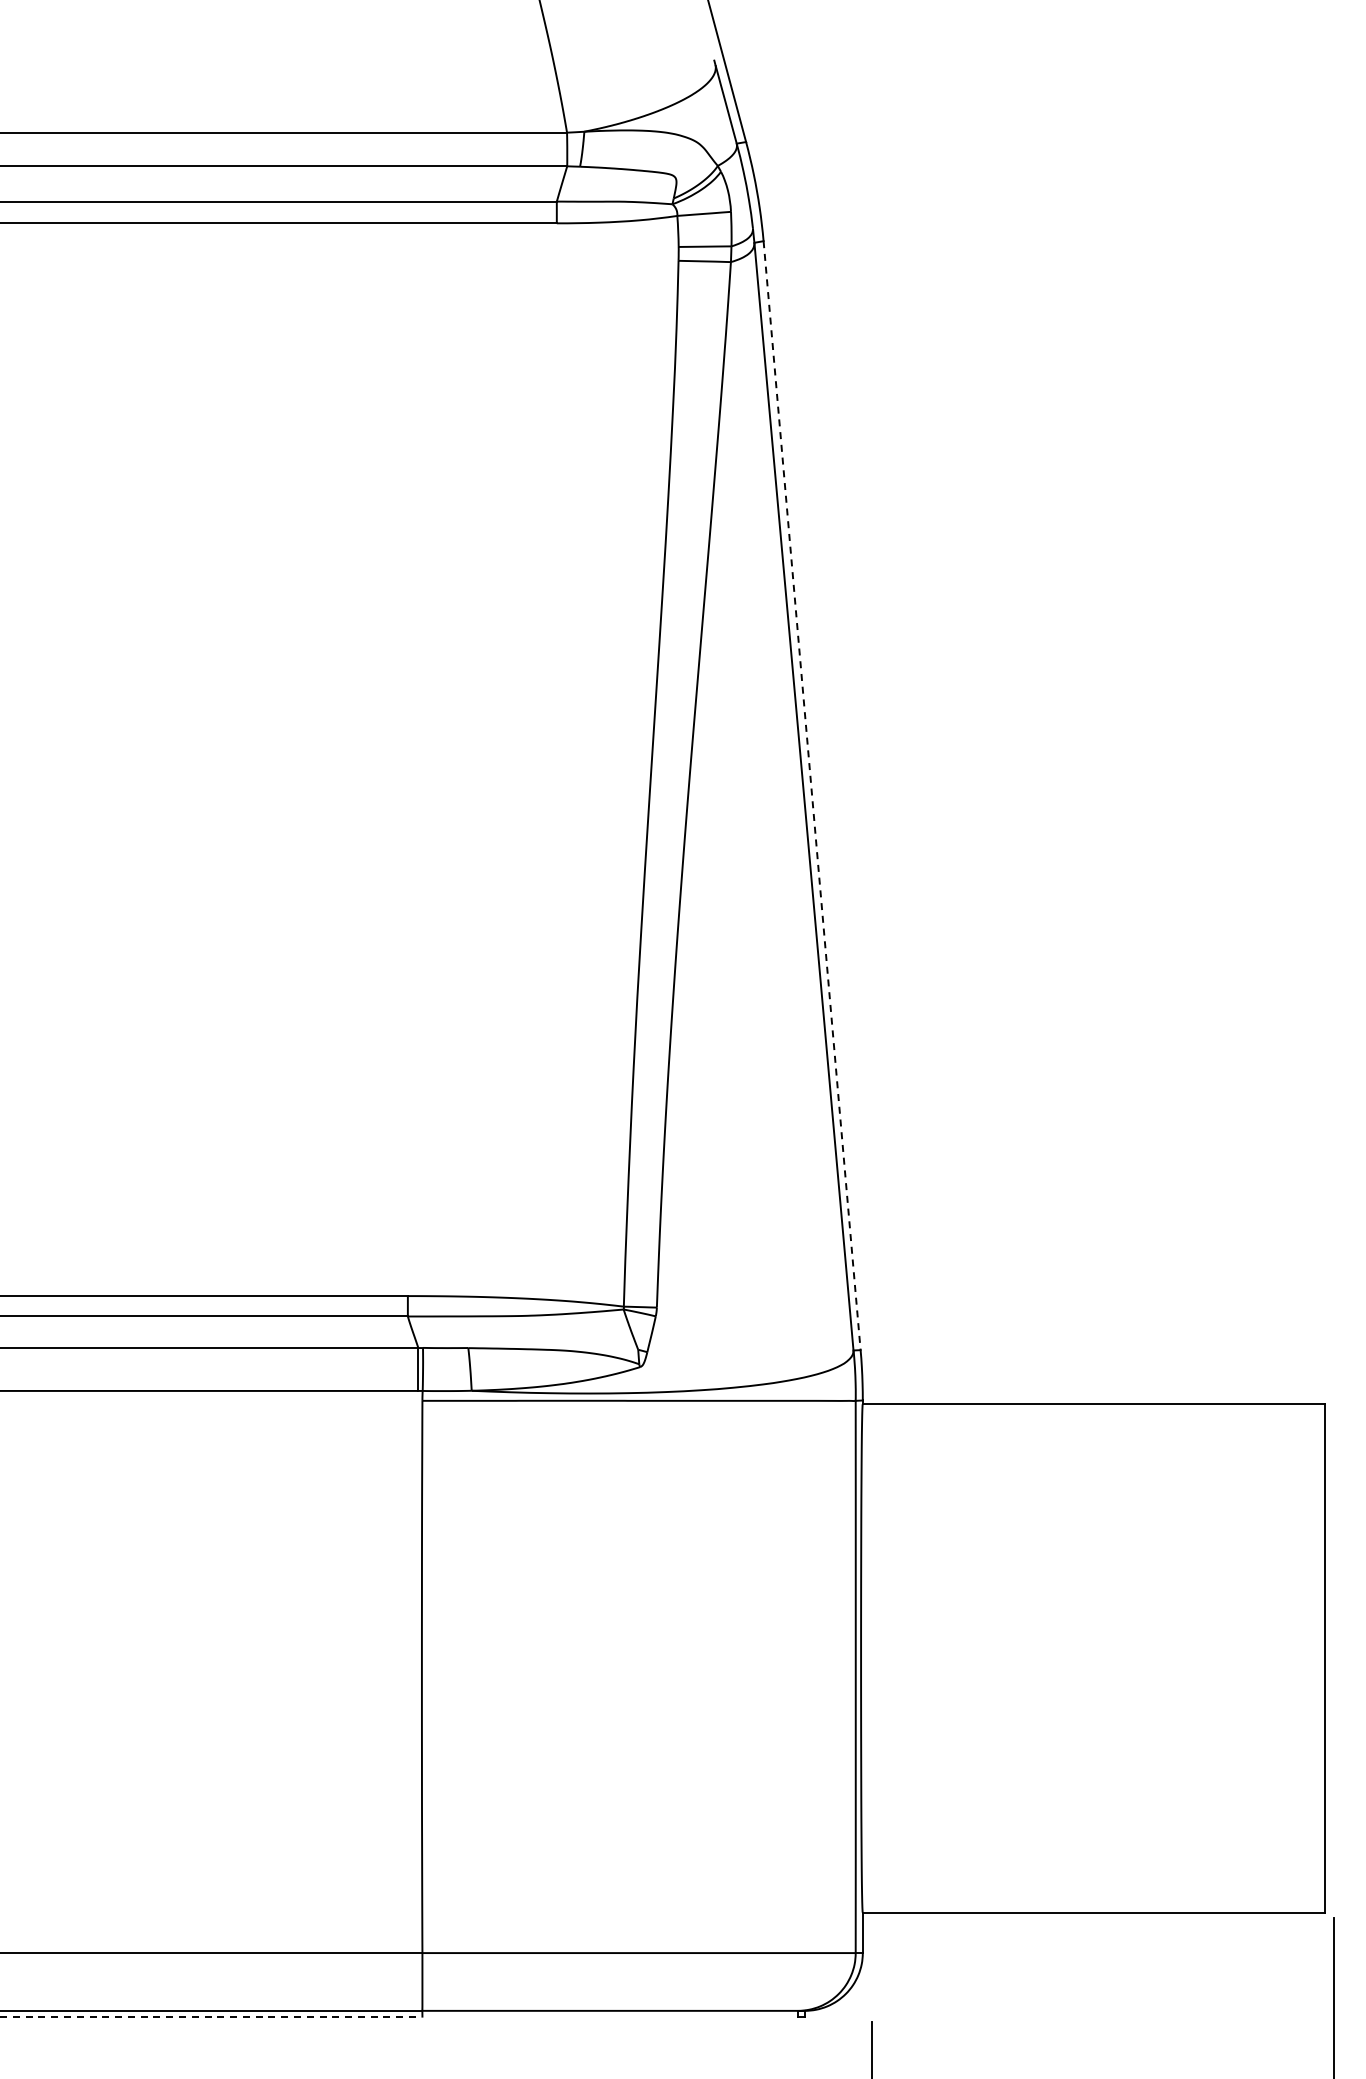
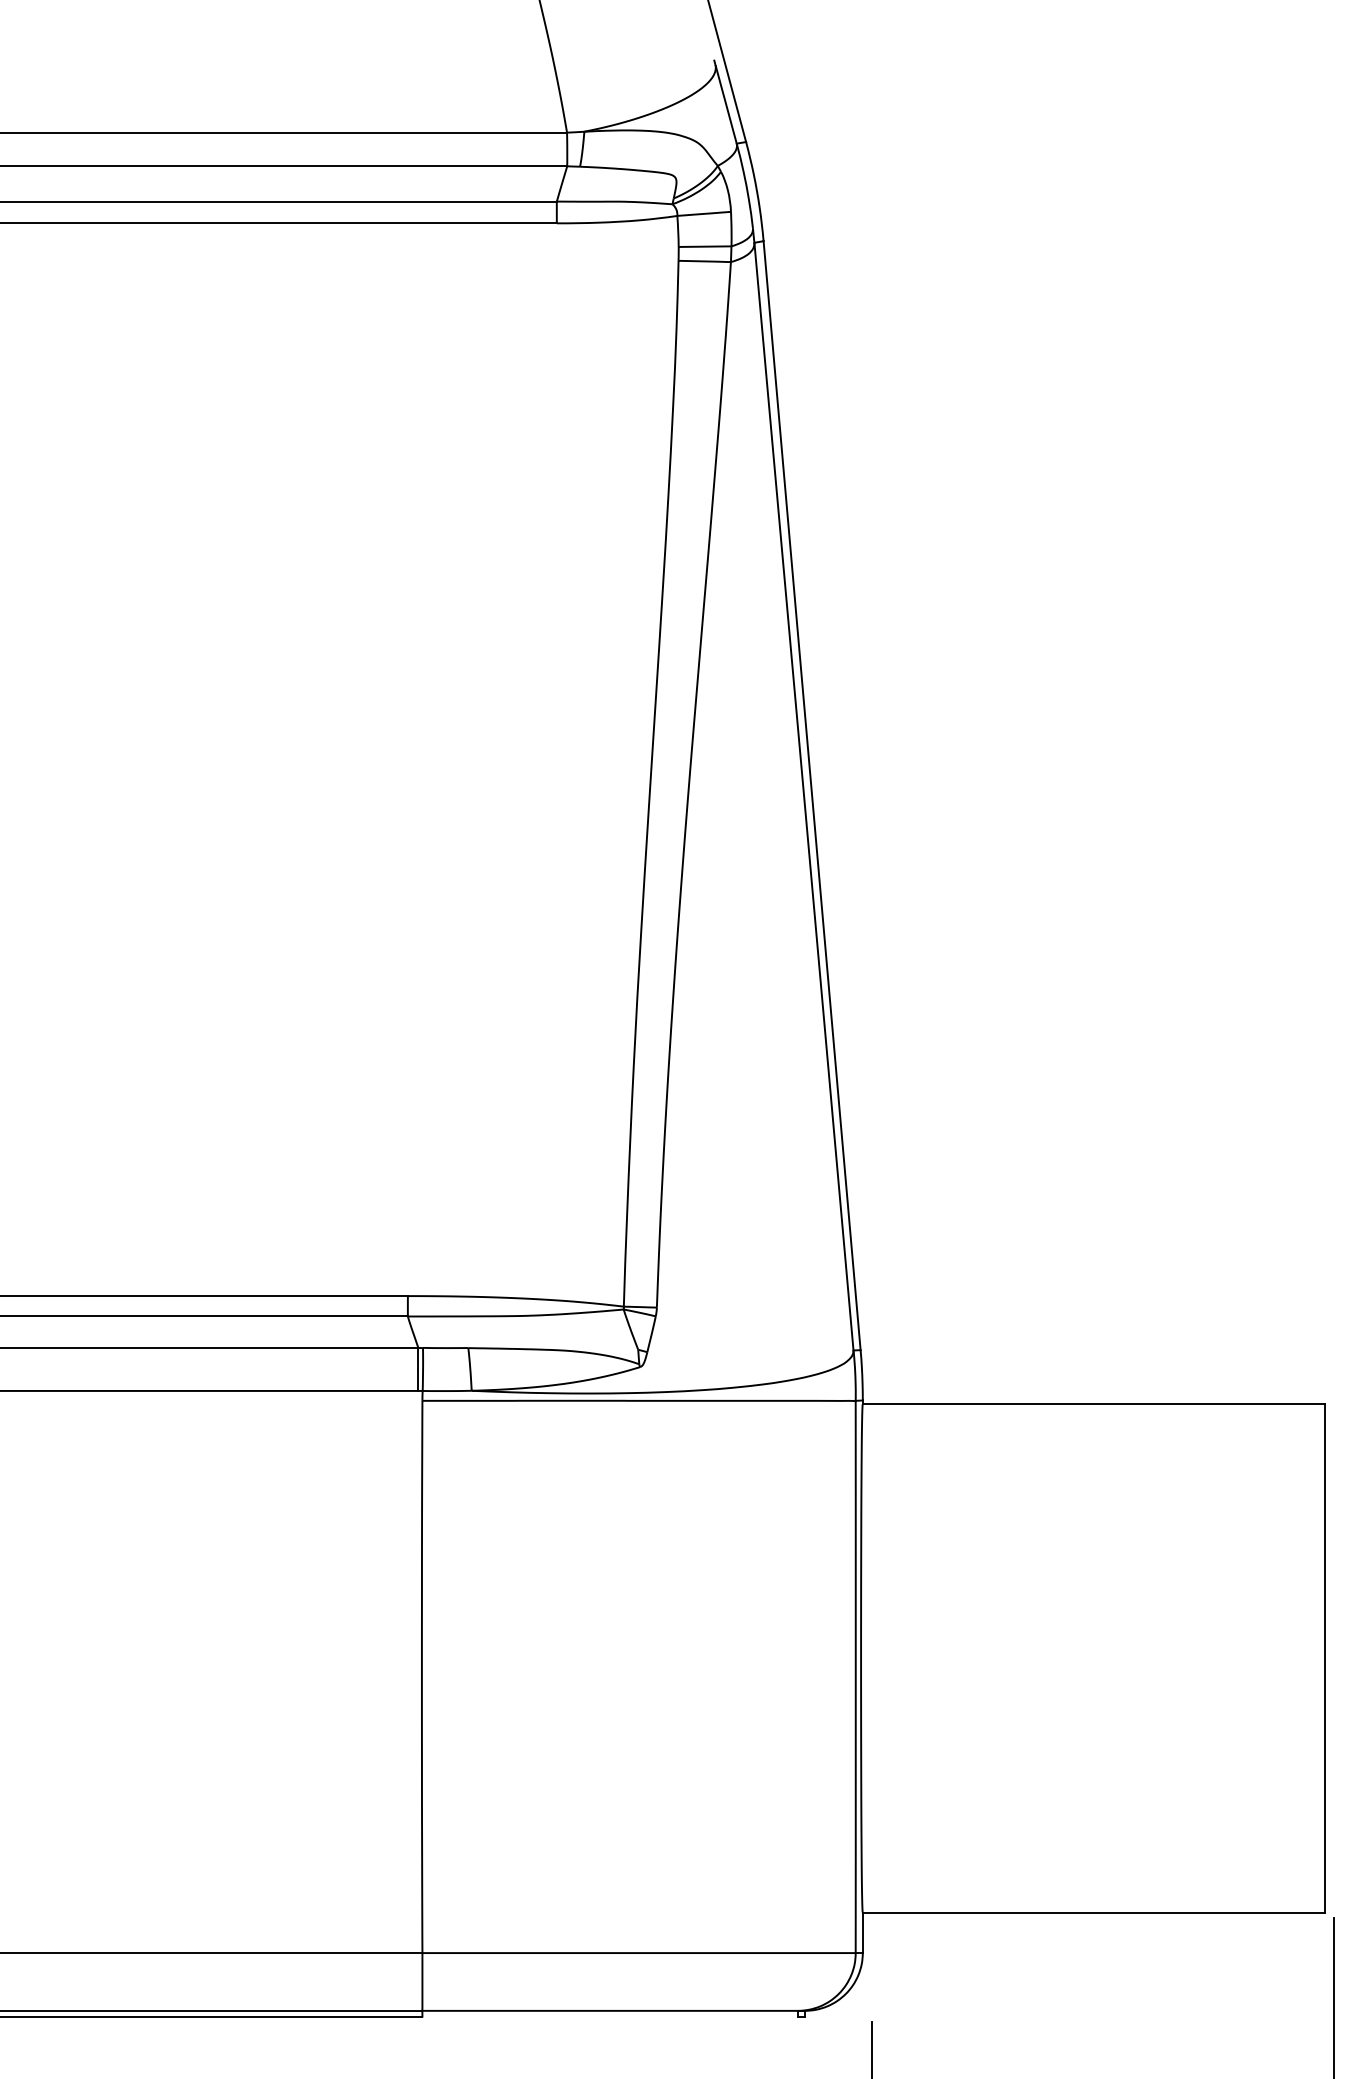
line: dashed -> solid (812, 795)
line: dashed -> solid (211, 2016)
